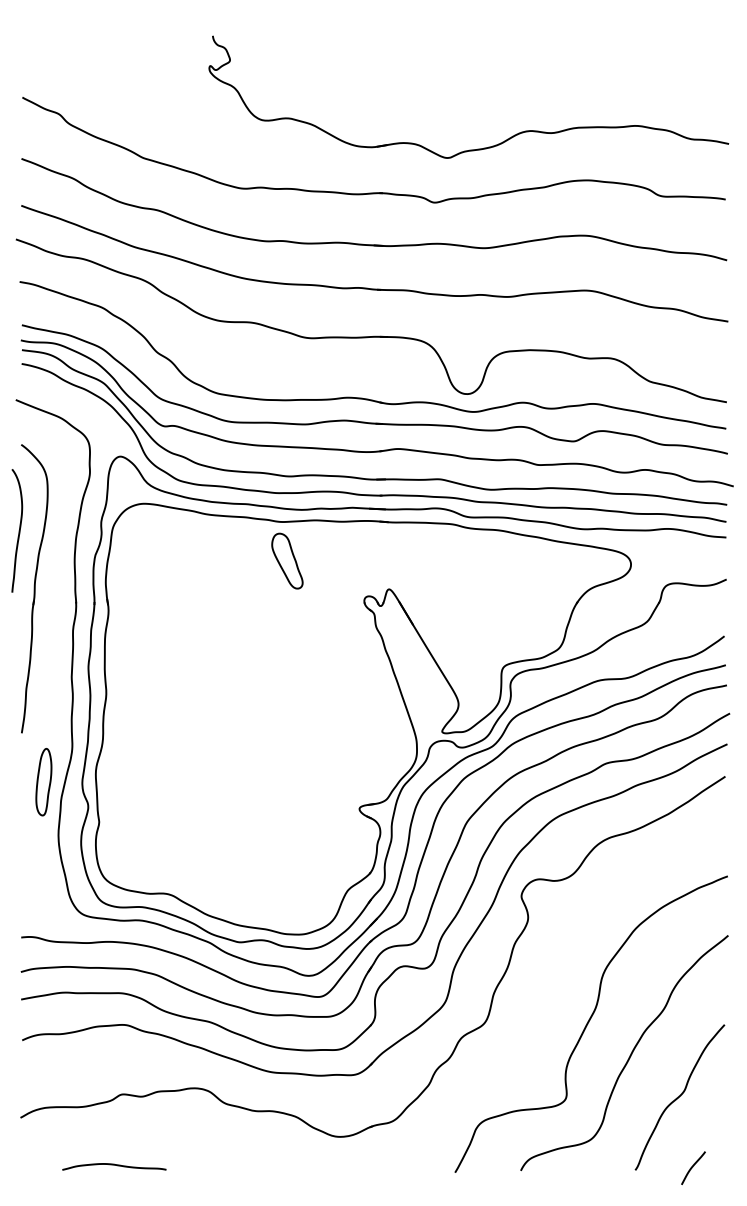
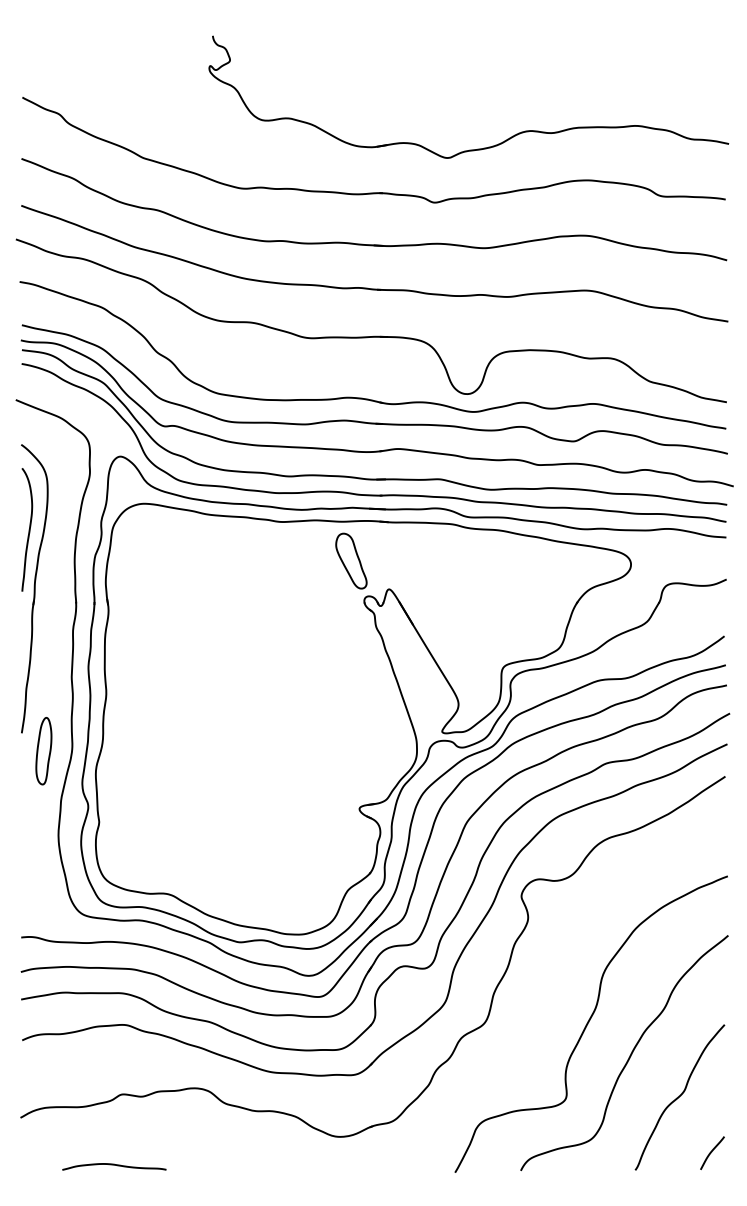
curve position: (18, 530) -> (28, 529) (28, 529)
part position: (287, 560) -> (351, 560) (351, 560)
part position: (43, 782) -> (43, 751) (43, 751)
curve position: (693, 1167) -> (712, 1152) (712, 1152)
